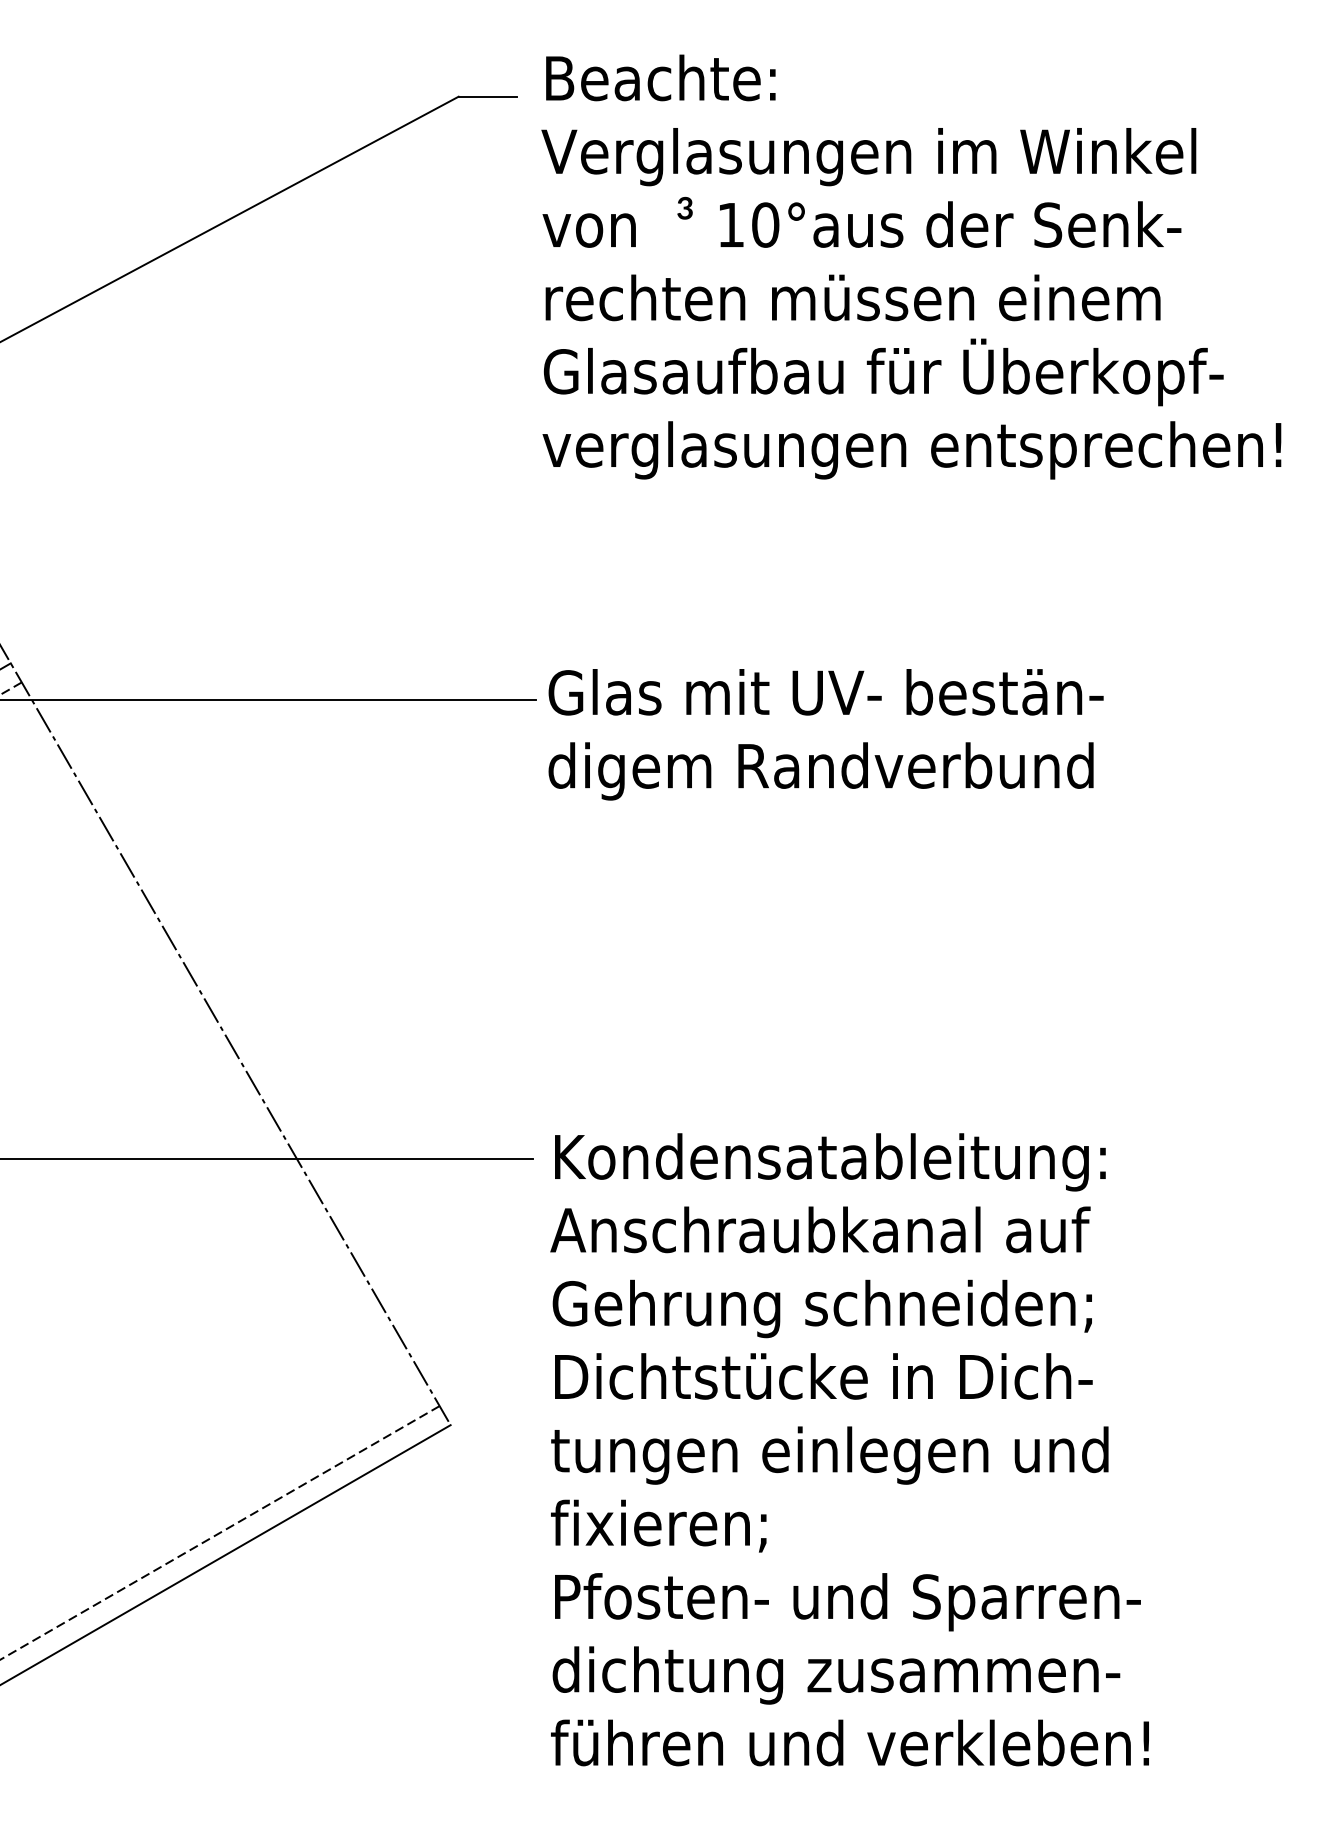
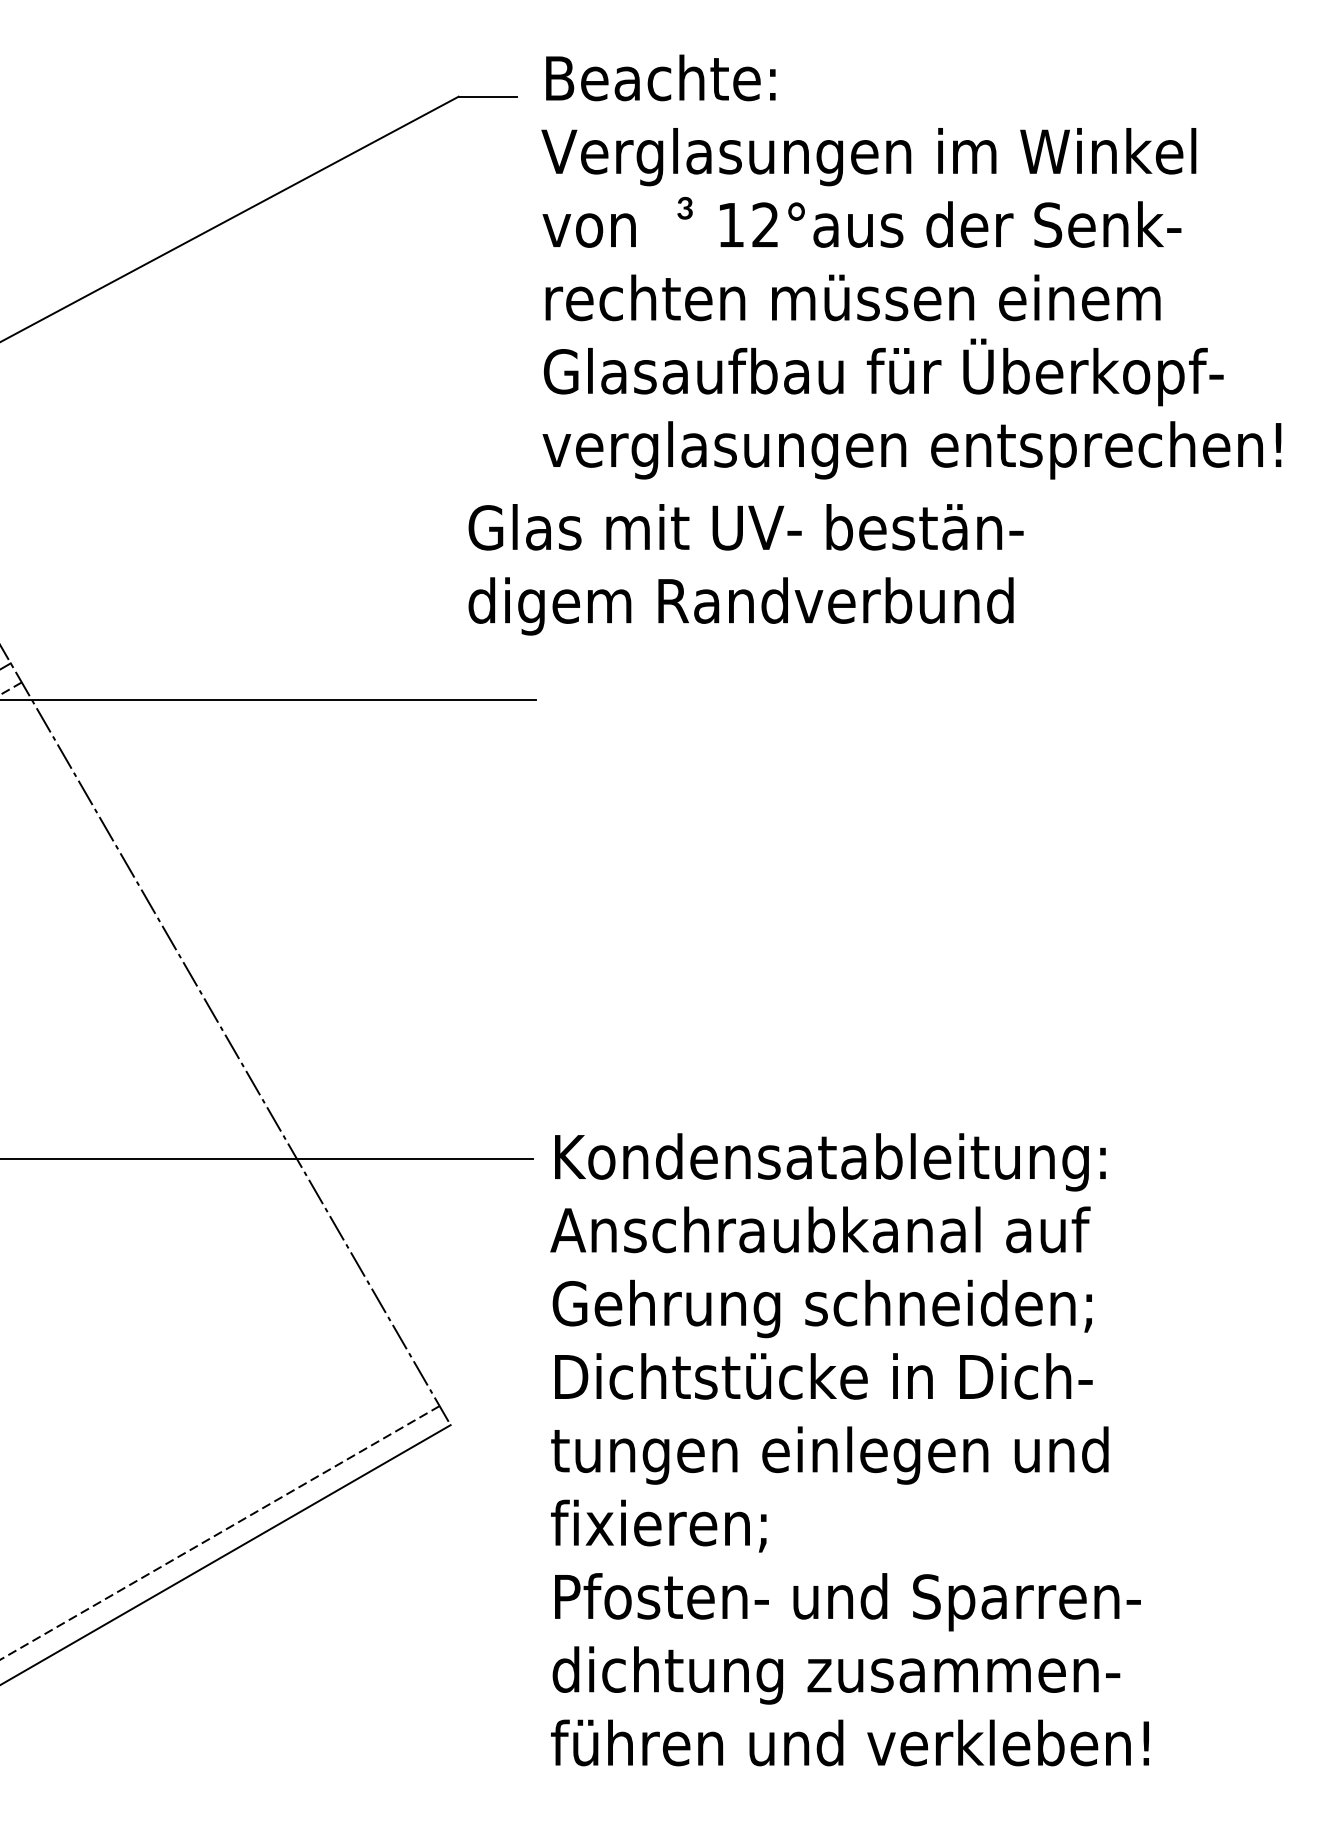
text: 10°aus -> 12°aus (765, 224)
text position: (825, 734) -> (745, 569) (745, 569)
